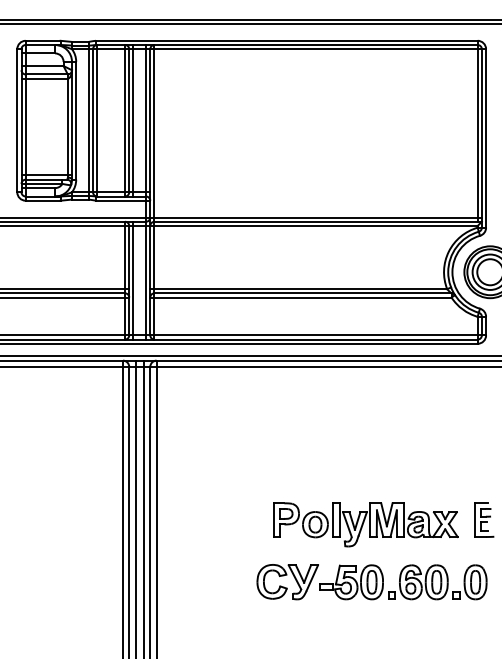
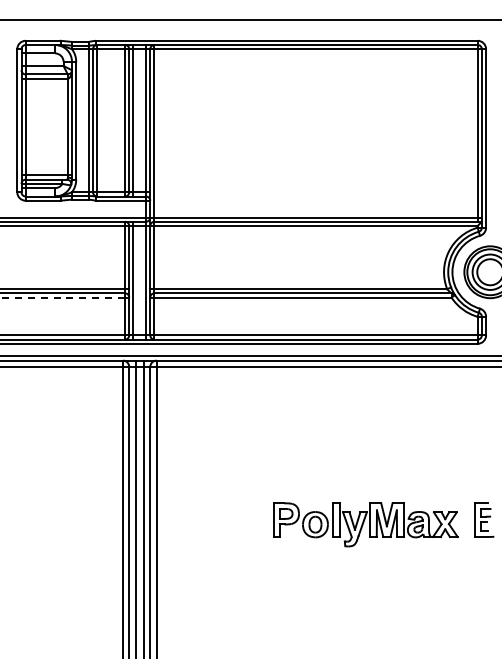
line: present -> none (250, 23)
line: solid -> dashed (62, 297)
part: present -> none (371, 582)
